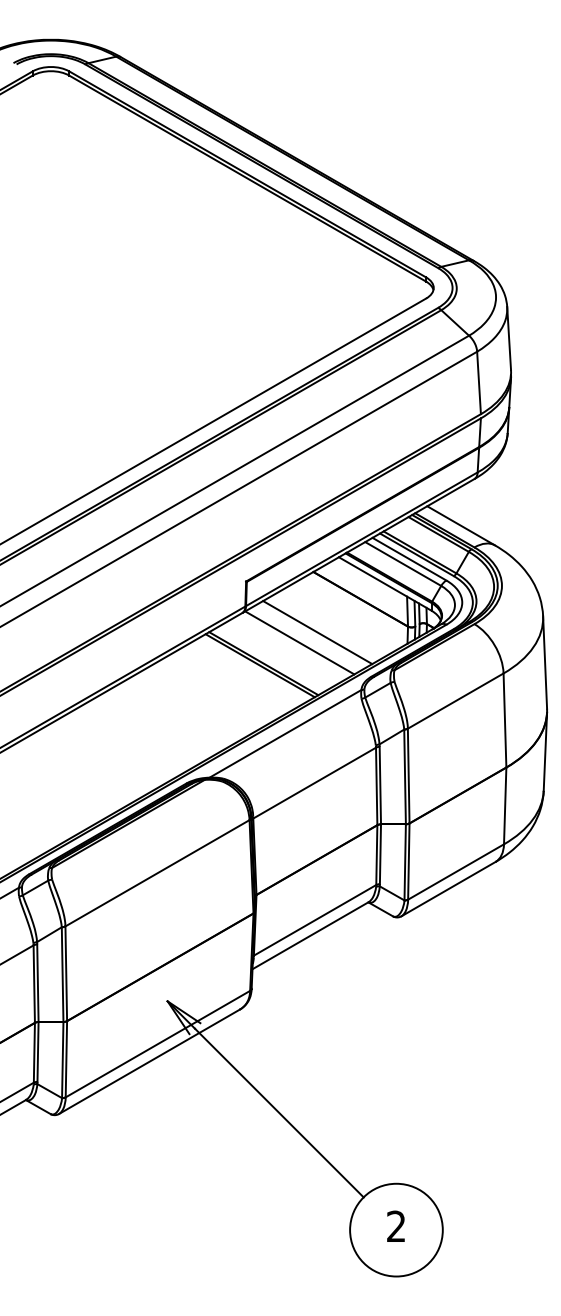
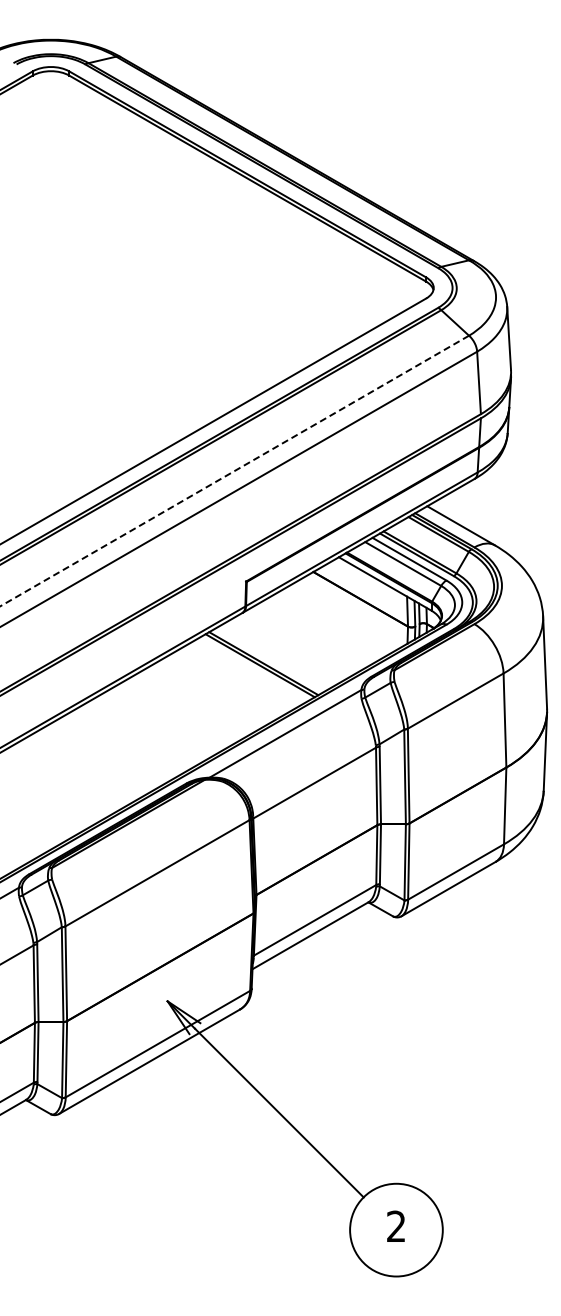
line: solid -> dashed (234, 471)
line: present -> none (317, 632)
line: present -> none (299, 642)
